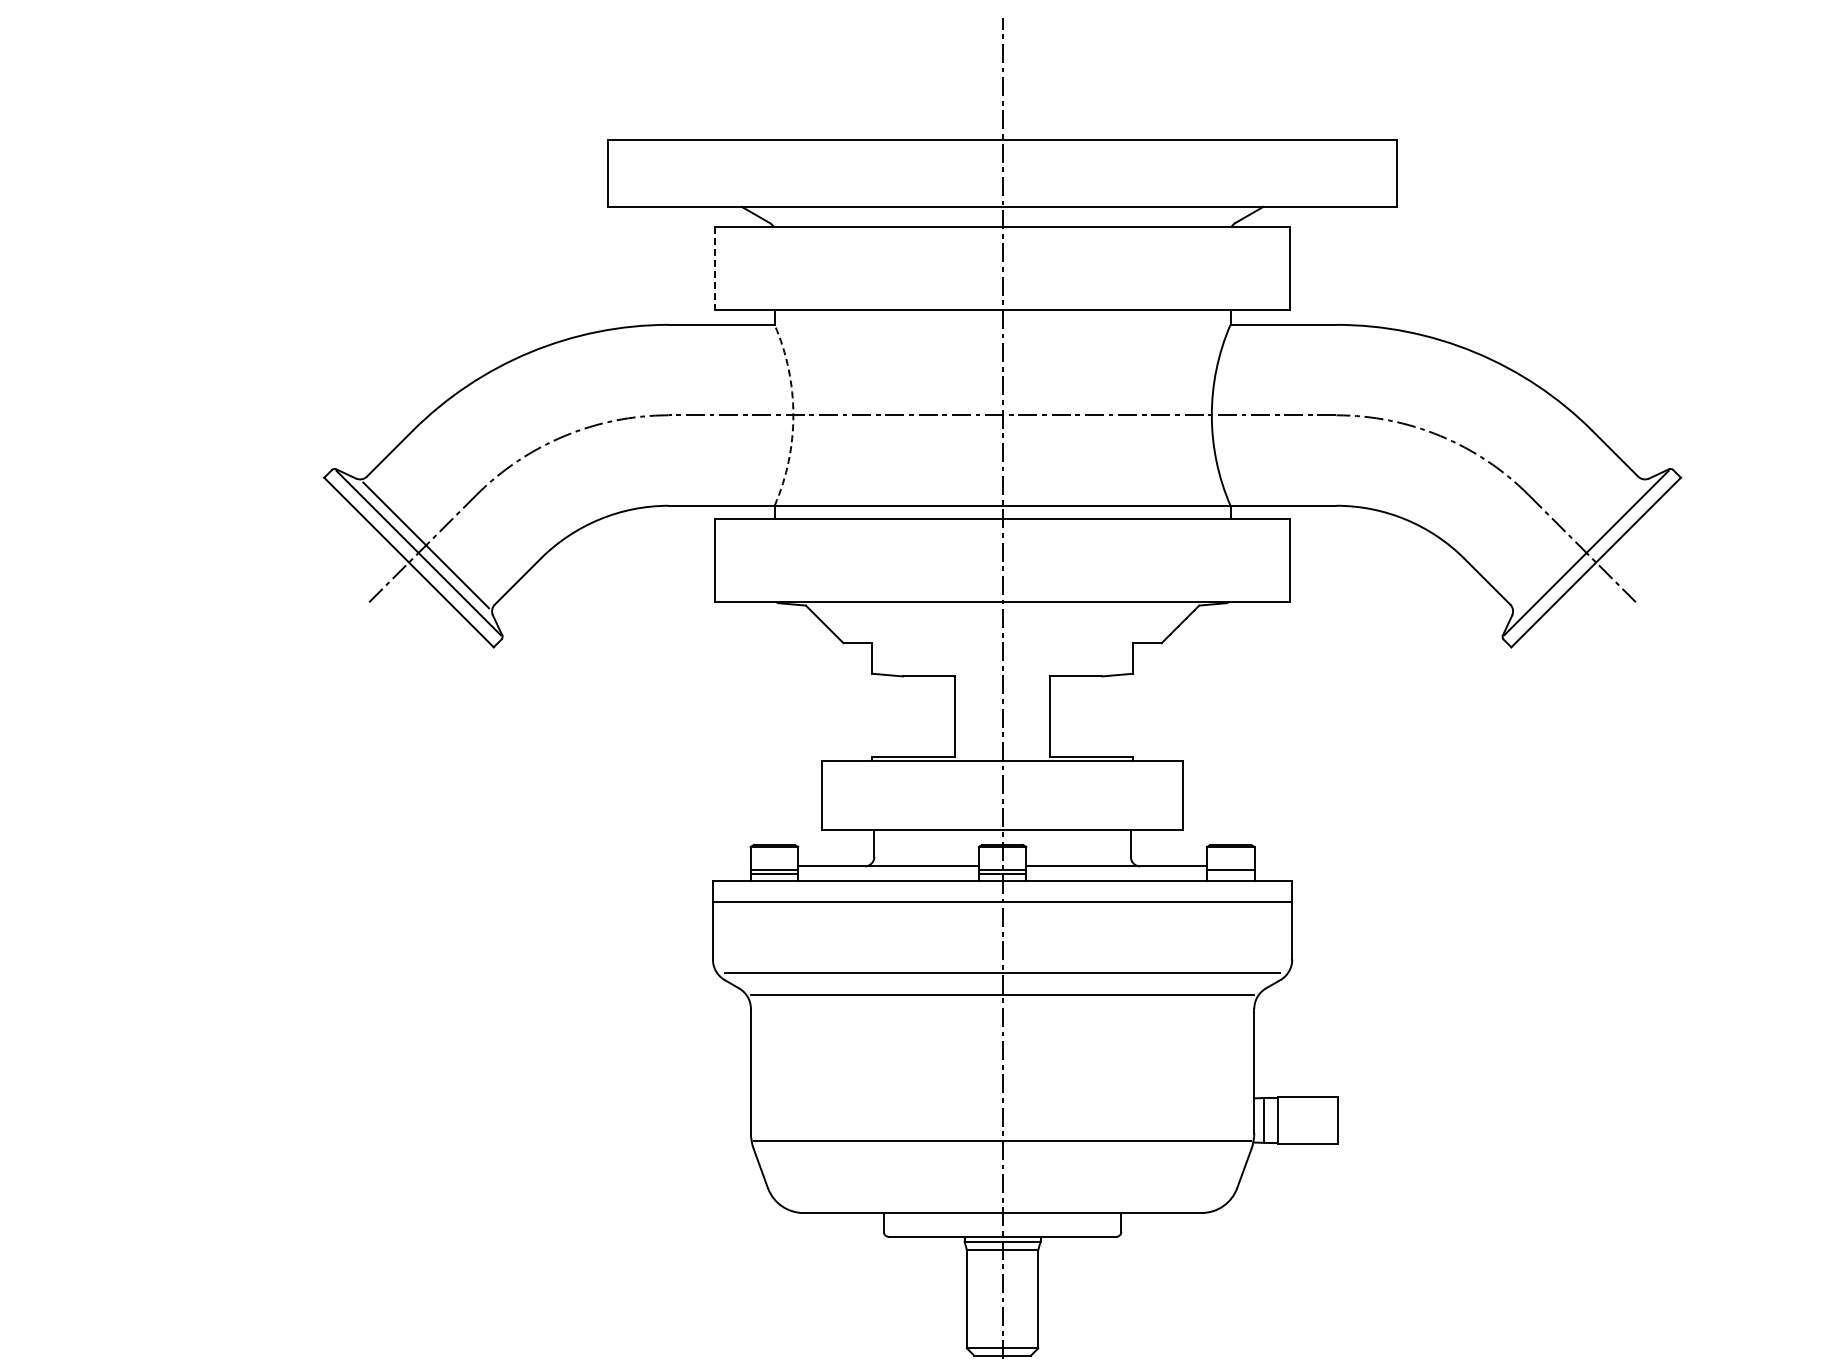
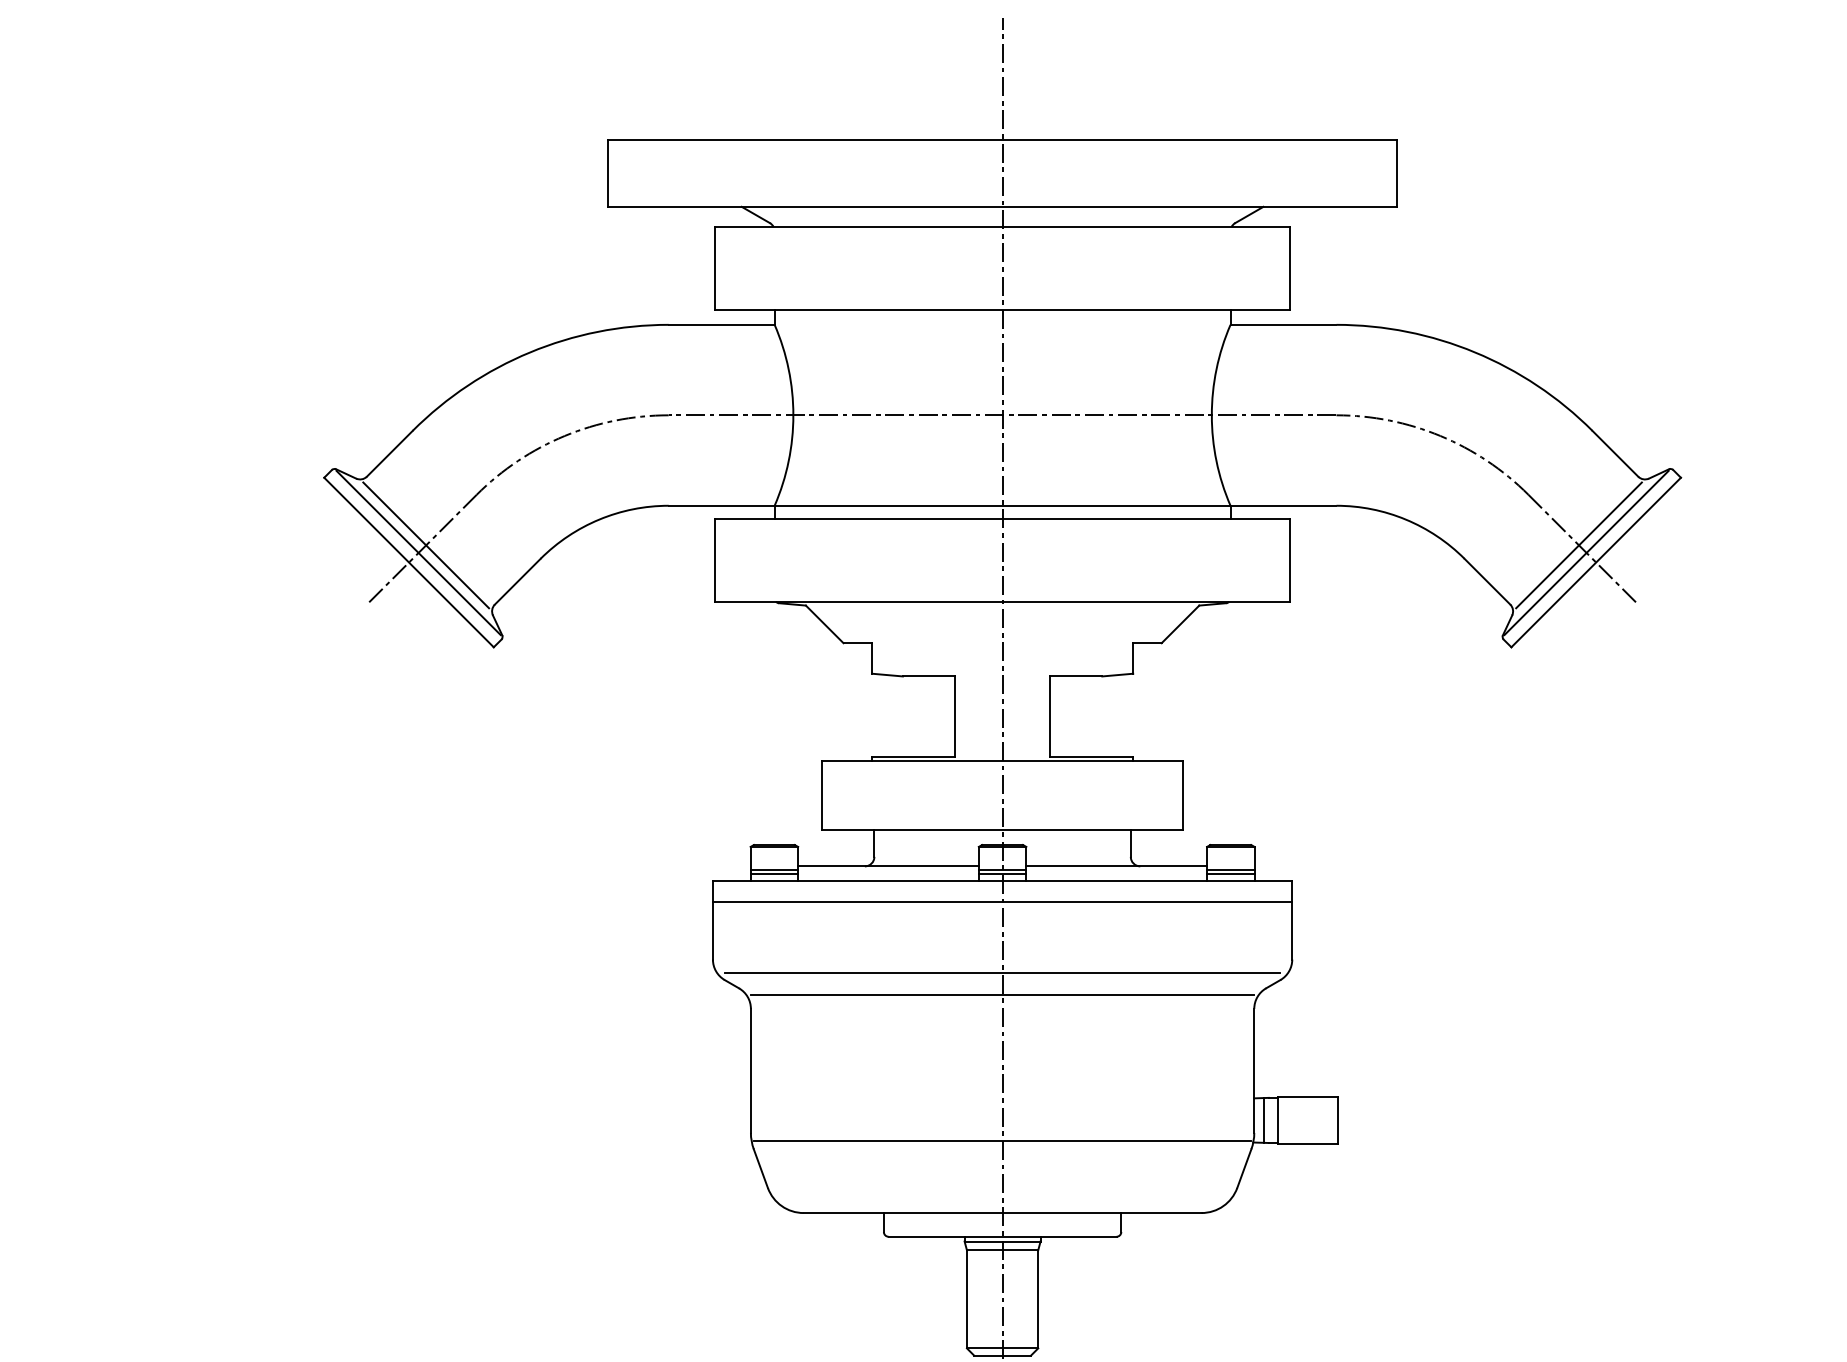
line: dashed -> solid (715, 268)
arc: dashed -> solid (793, 415)
line: none -> present (1578, 545)
line: none -> present (1230, 873)
